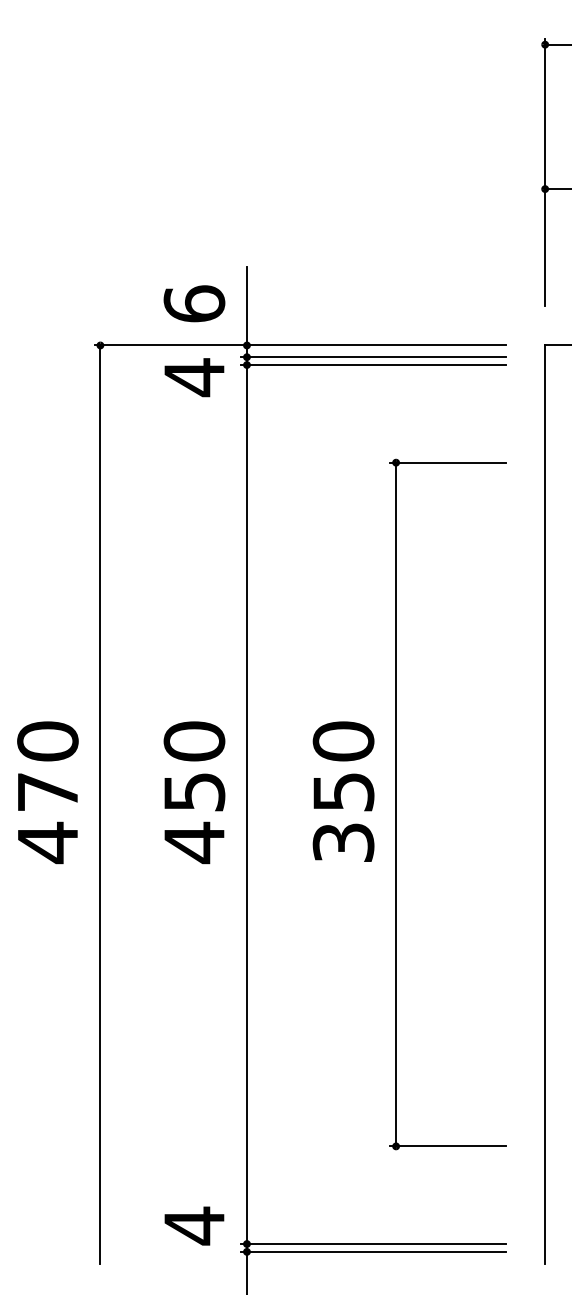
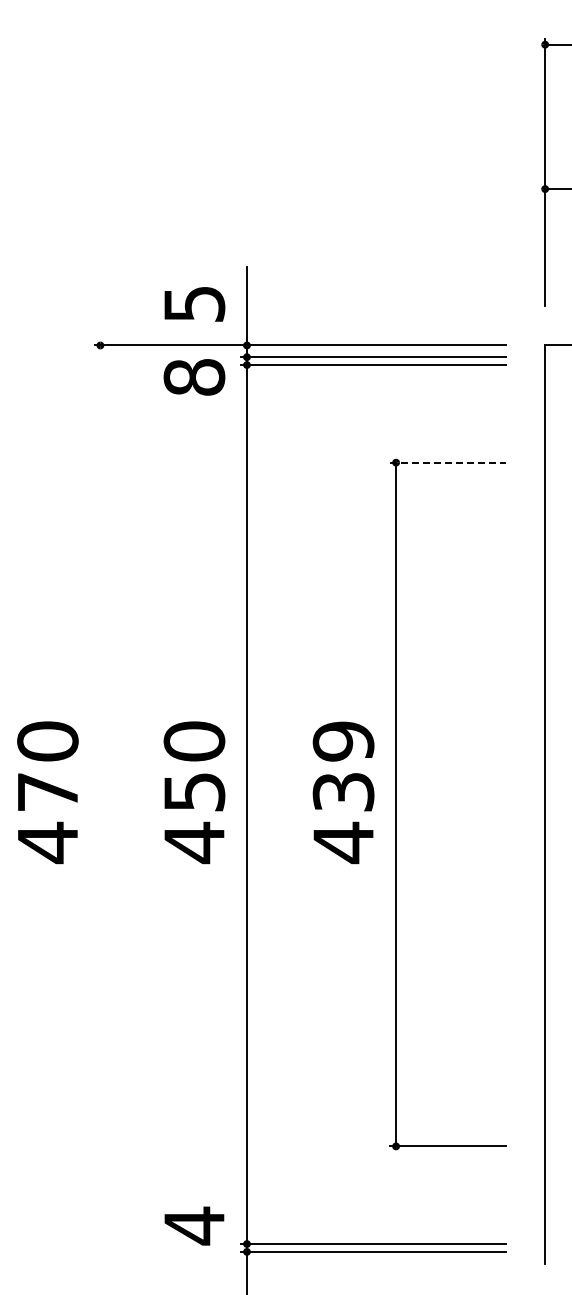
text: 6 -> 5 (194, 303)
text: 4 -> 8 (194, 377)
line: solid -> dashed (448, 462)
text: 350 -> 439 (343, 792)
line: present -> none (100, 804)
